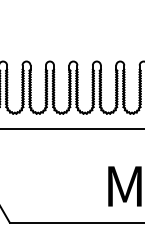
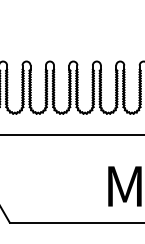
line position: (71, 128) -> (71, 134) (71, 134)
